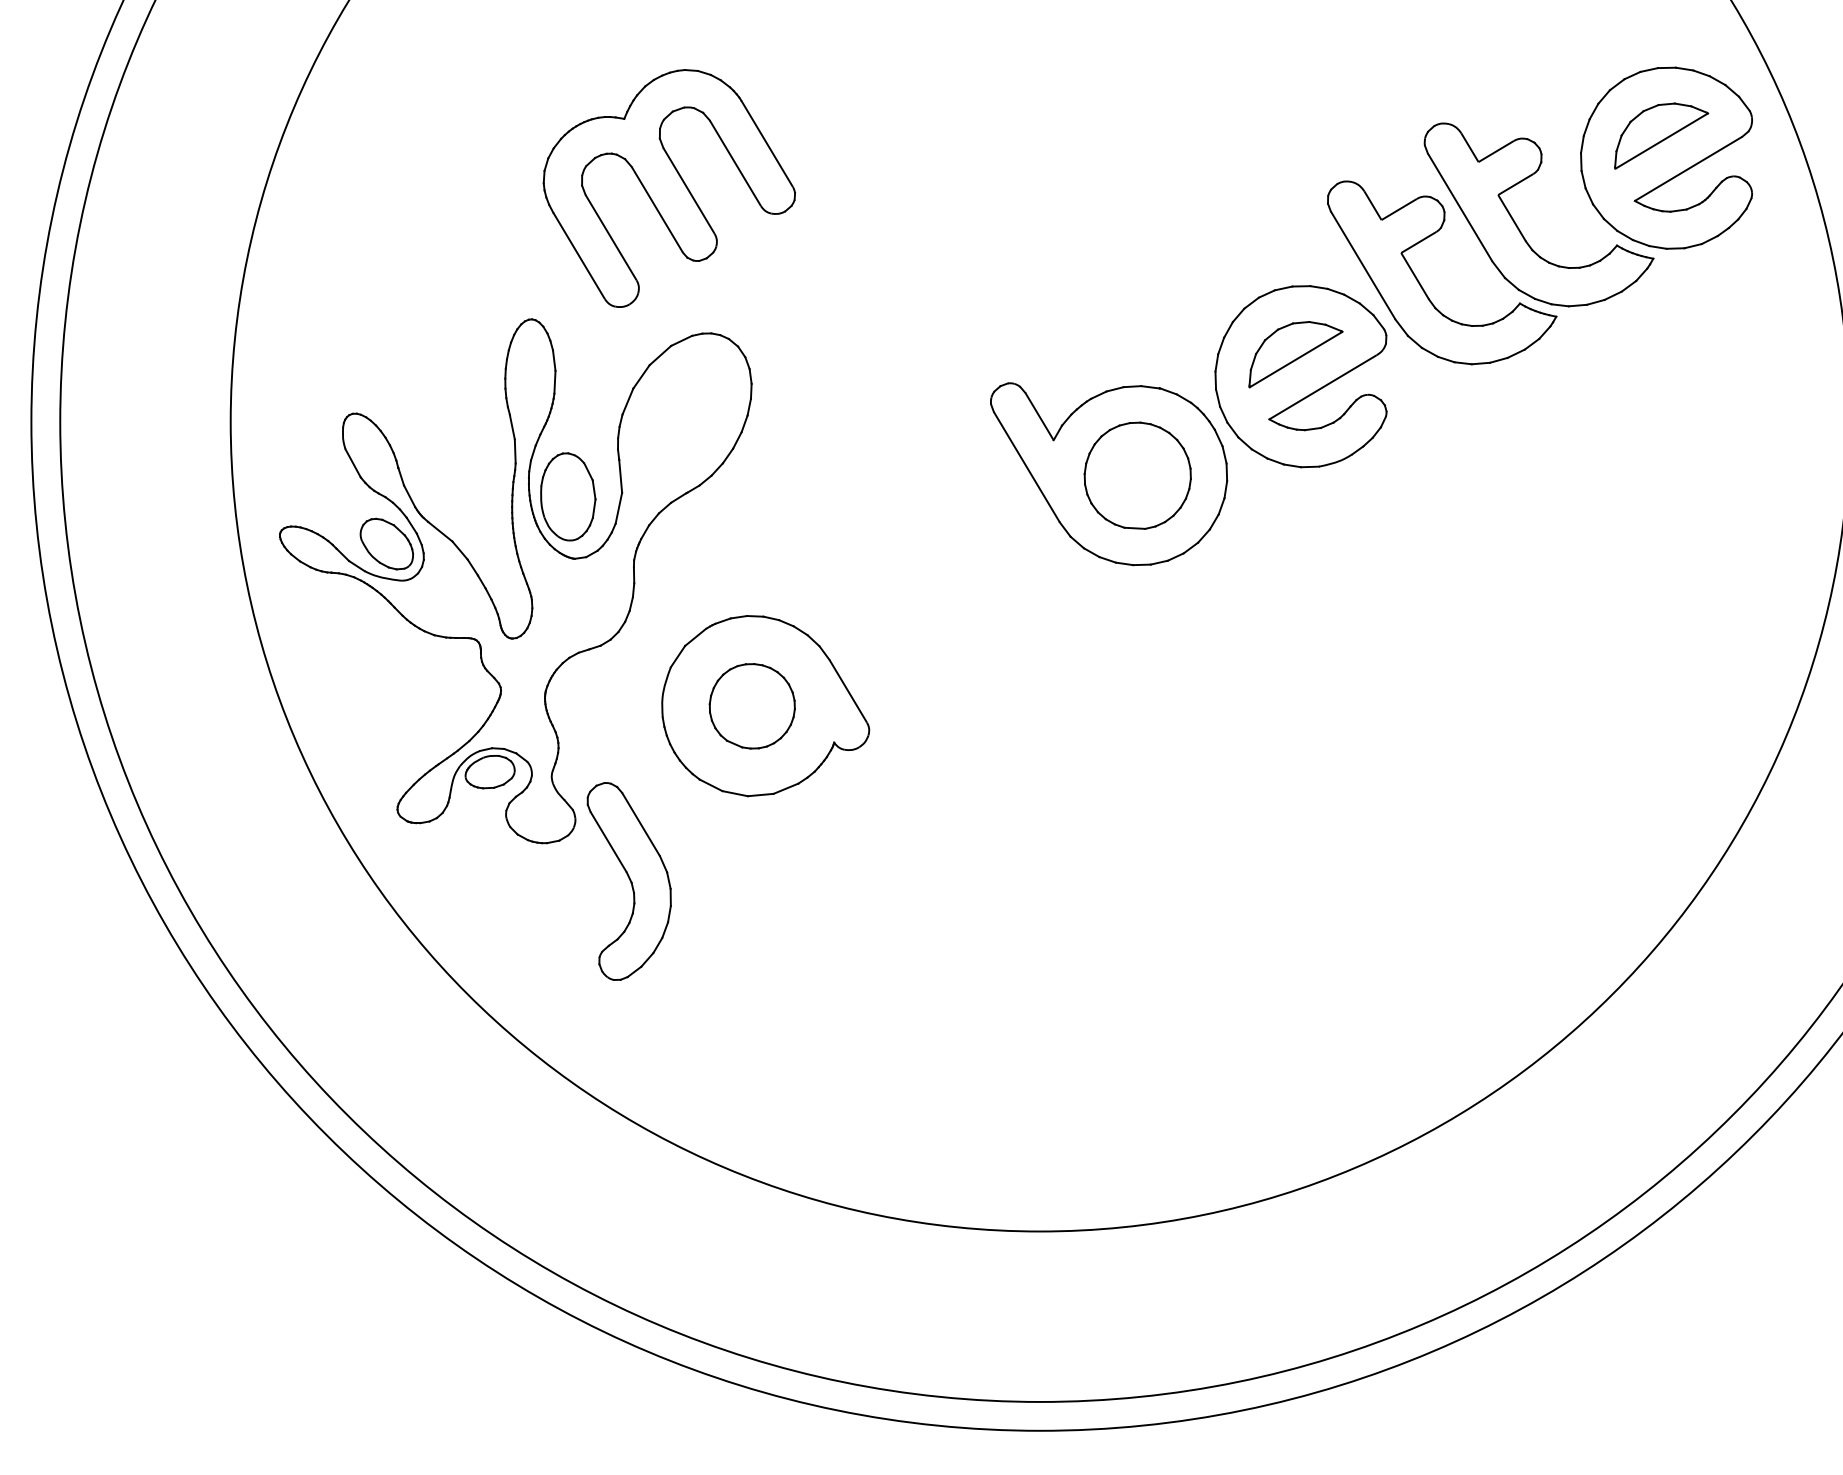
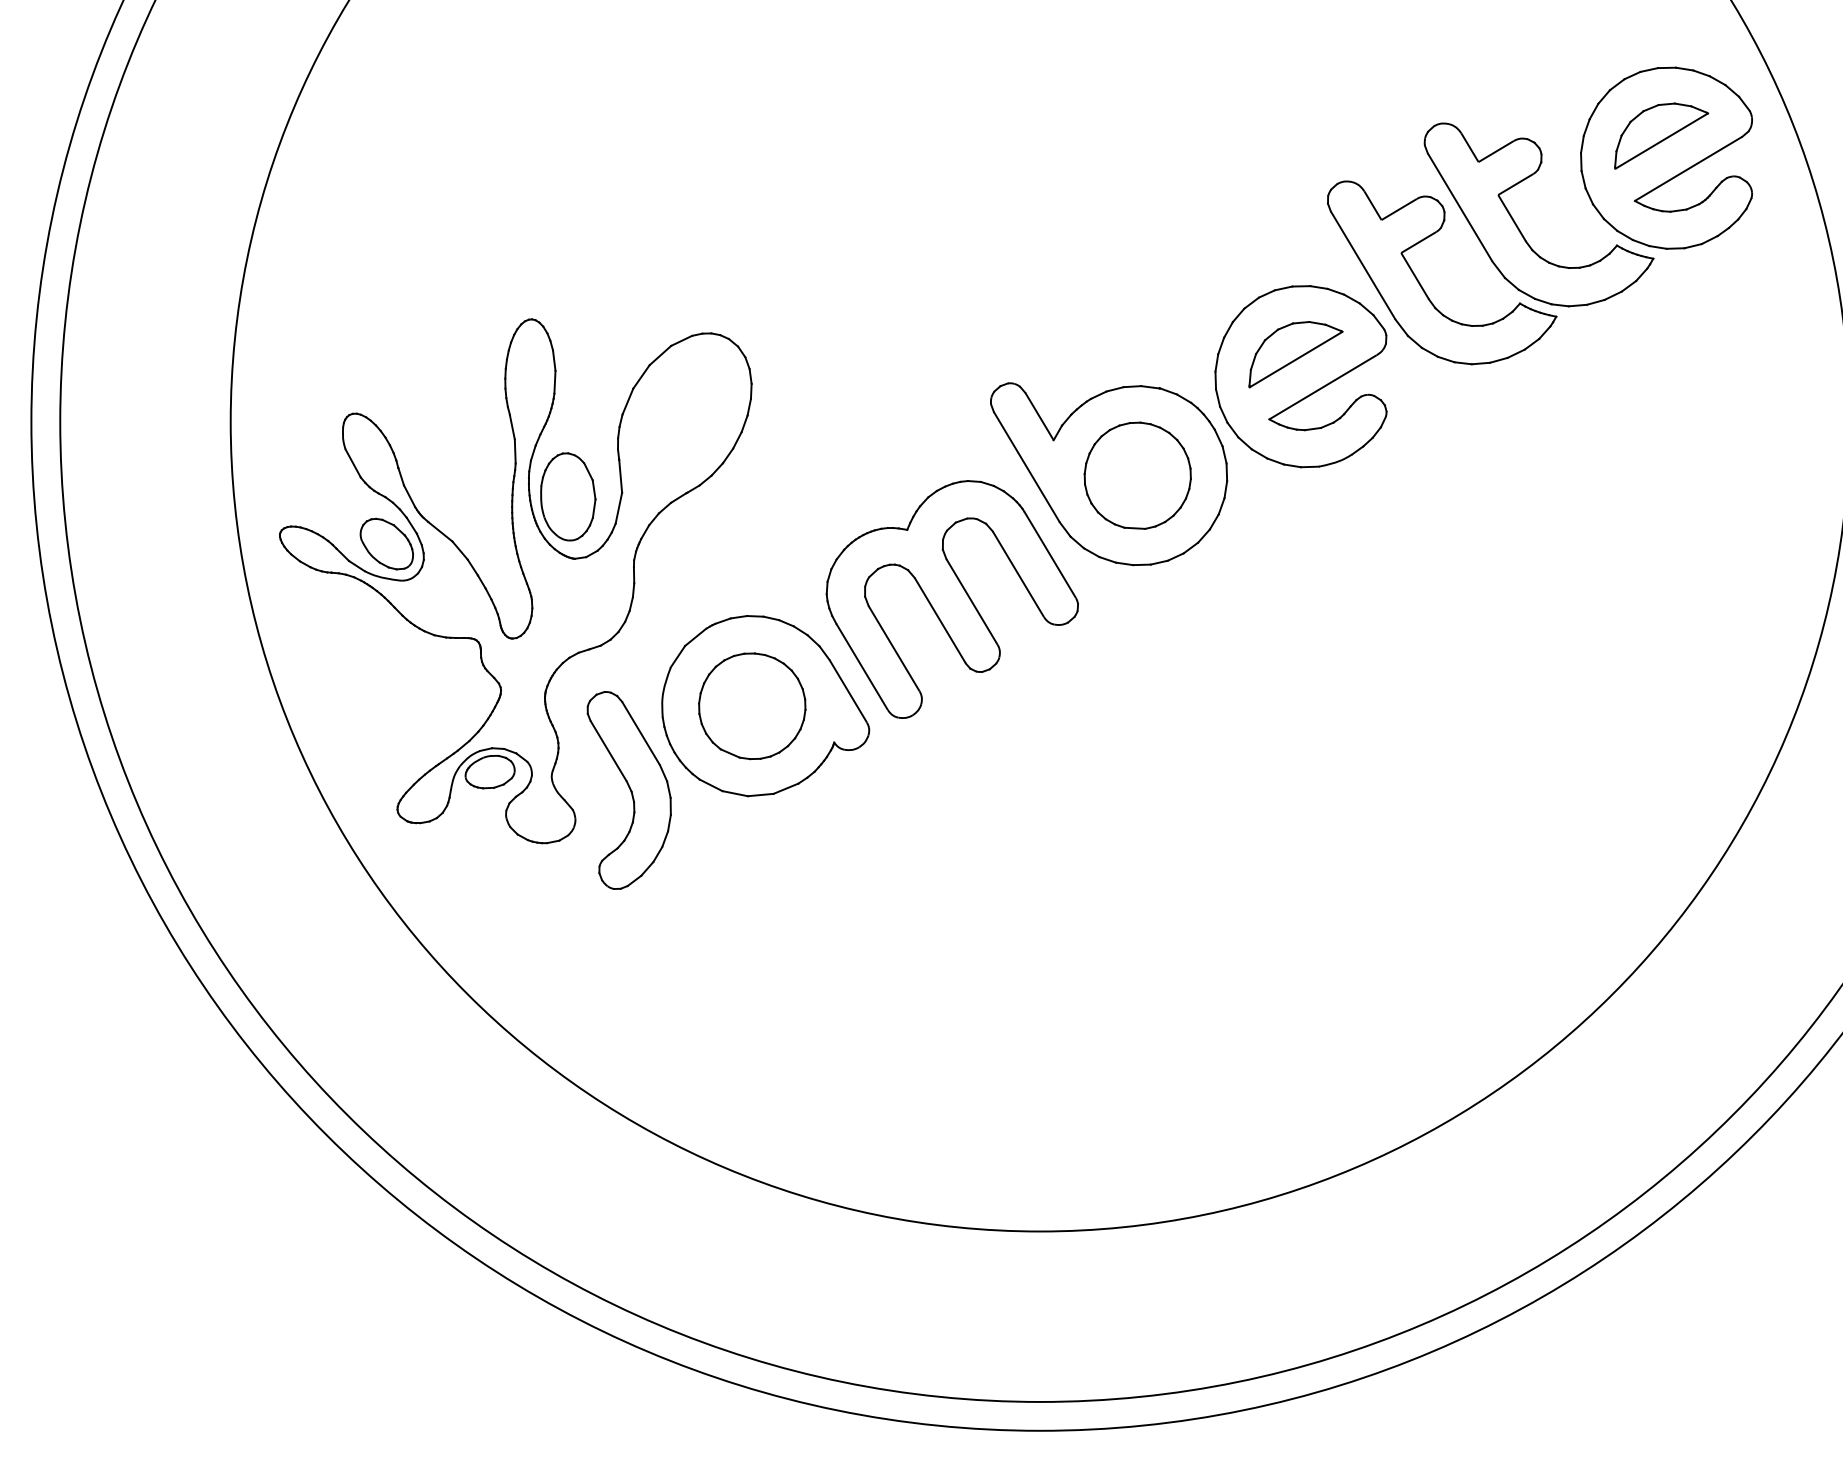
part position: (668, 188) -> (951, 599) (951, 599)
part size: 88x87 px -> 109x109 px (752, 706)
part position: (628, 881) -> (628, 790) (628, 790)
